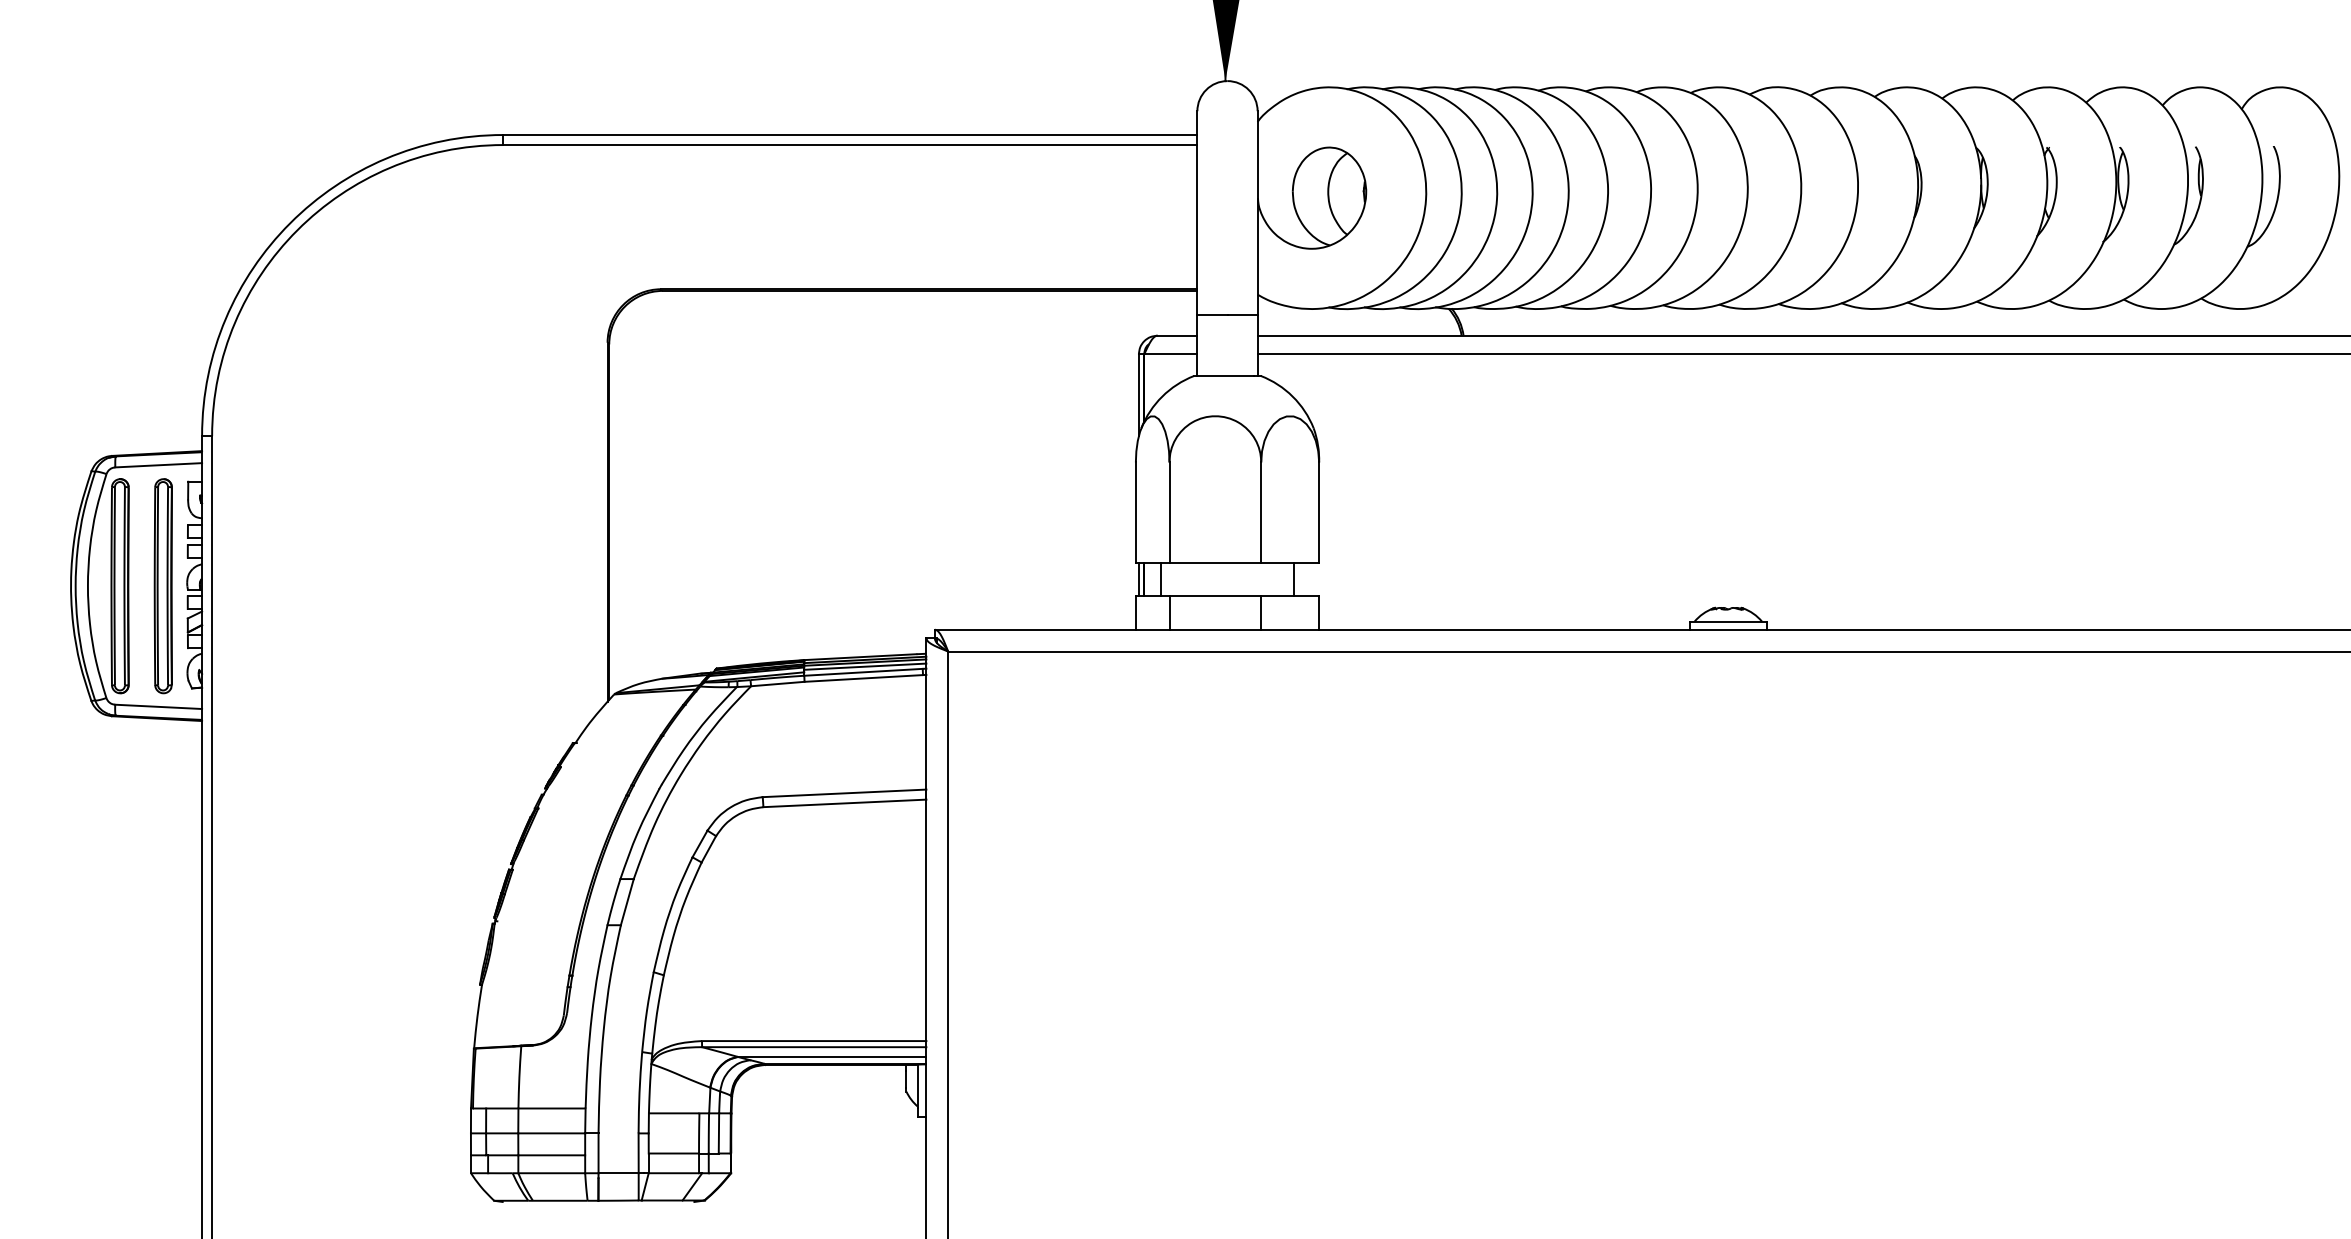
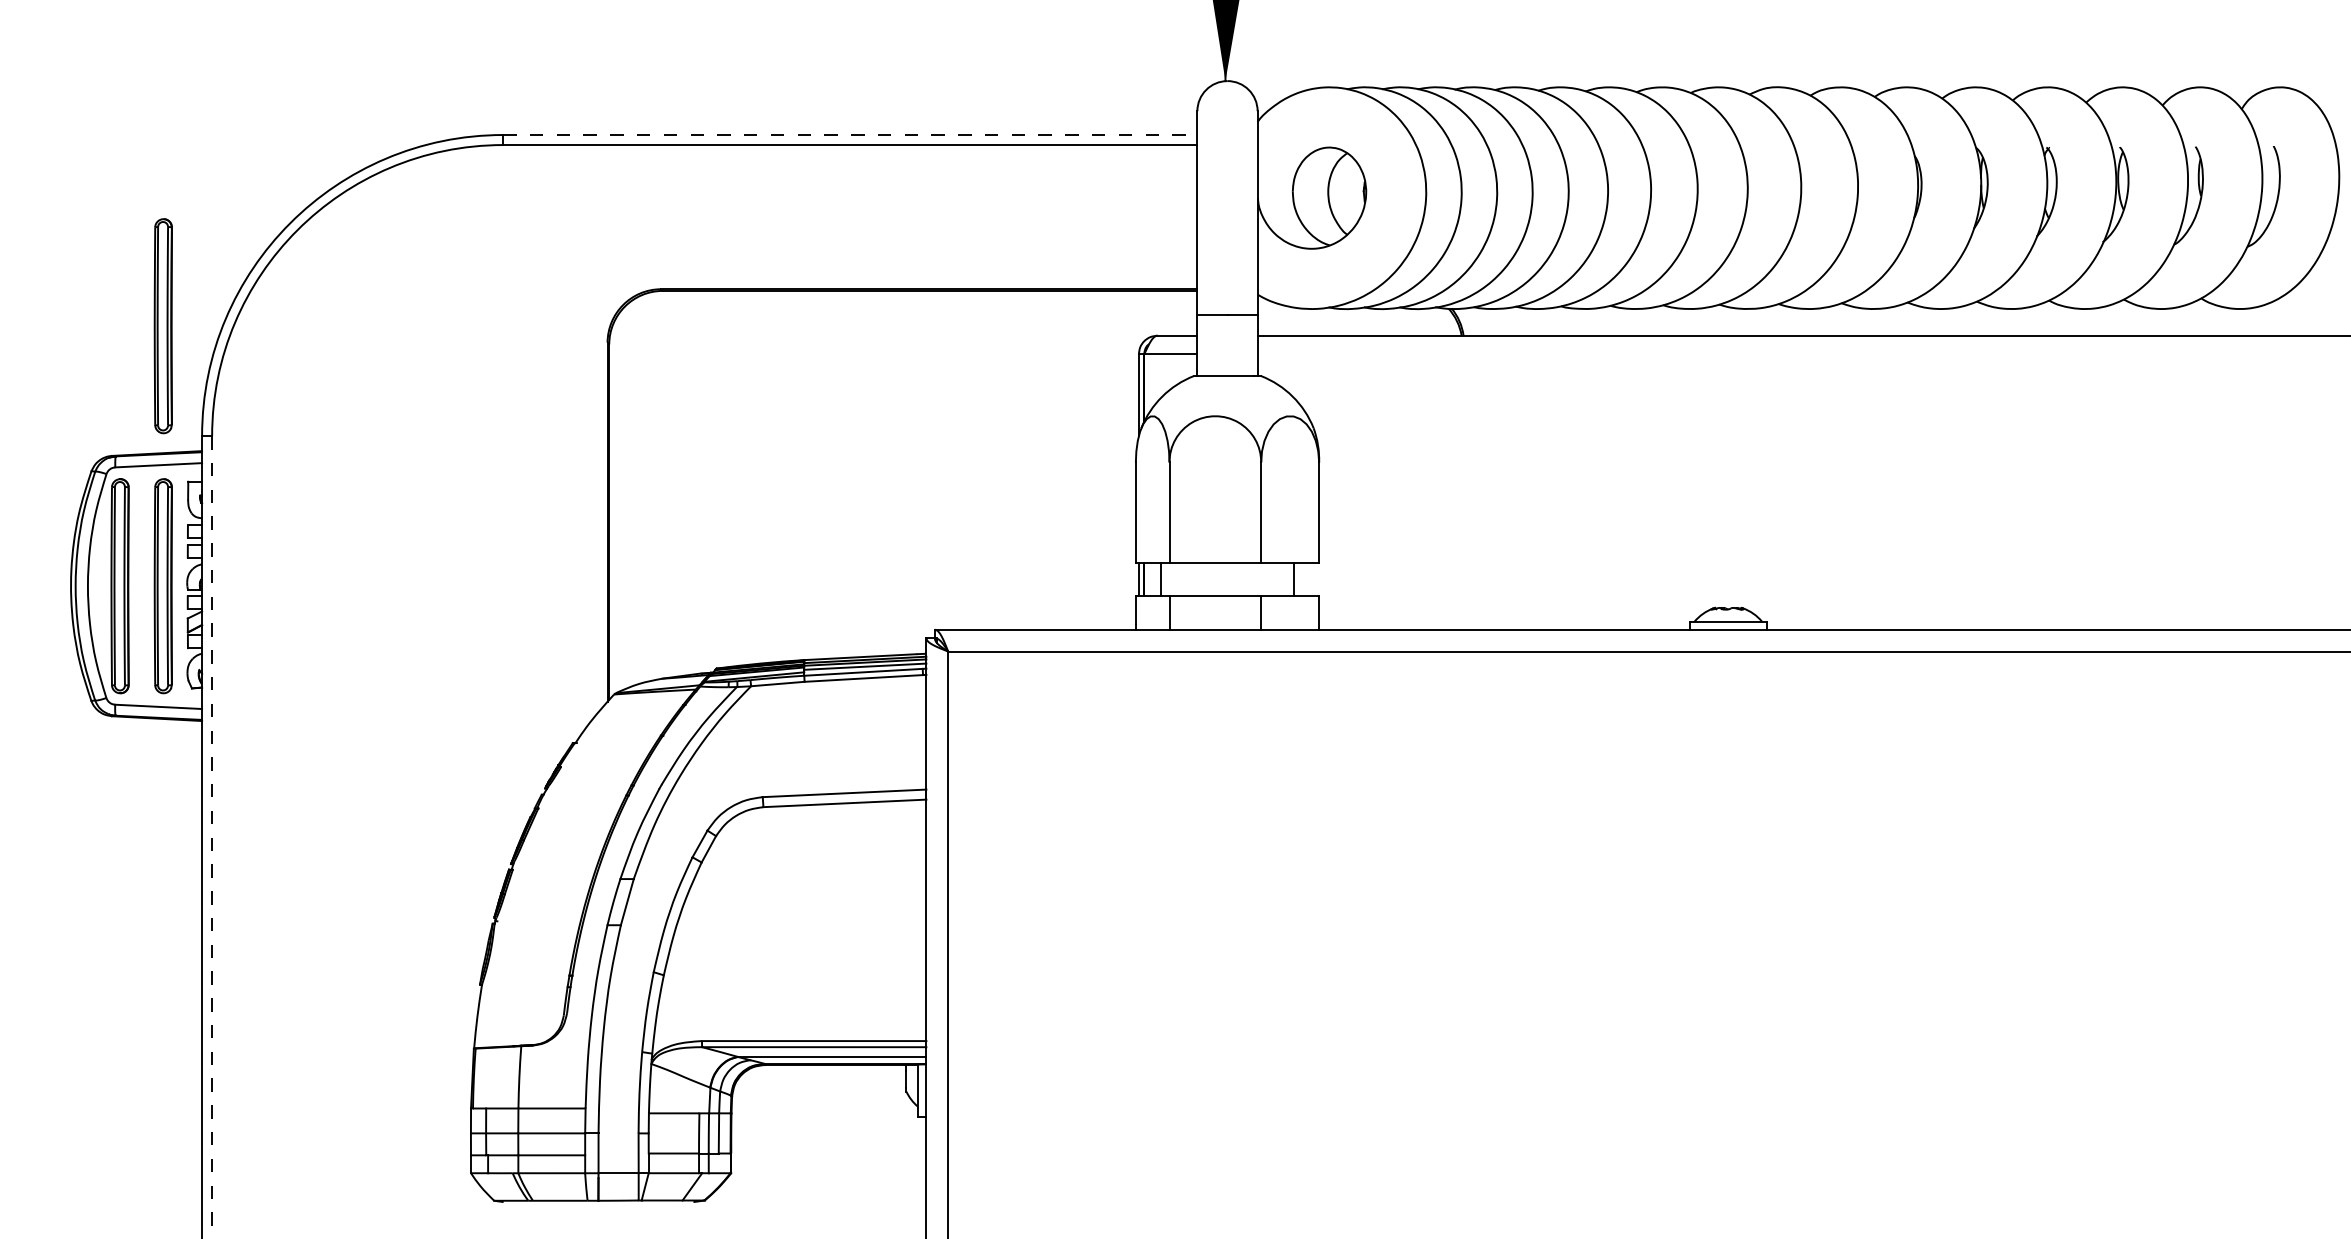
line: solid -> dashed (850, 135)
part: none -> present (162, 326)
line: present -> none (1802, 354)
line: solid -> dashed (212, 837)
